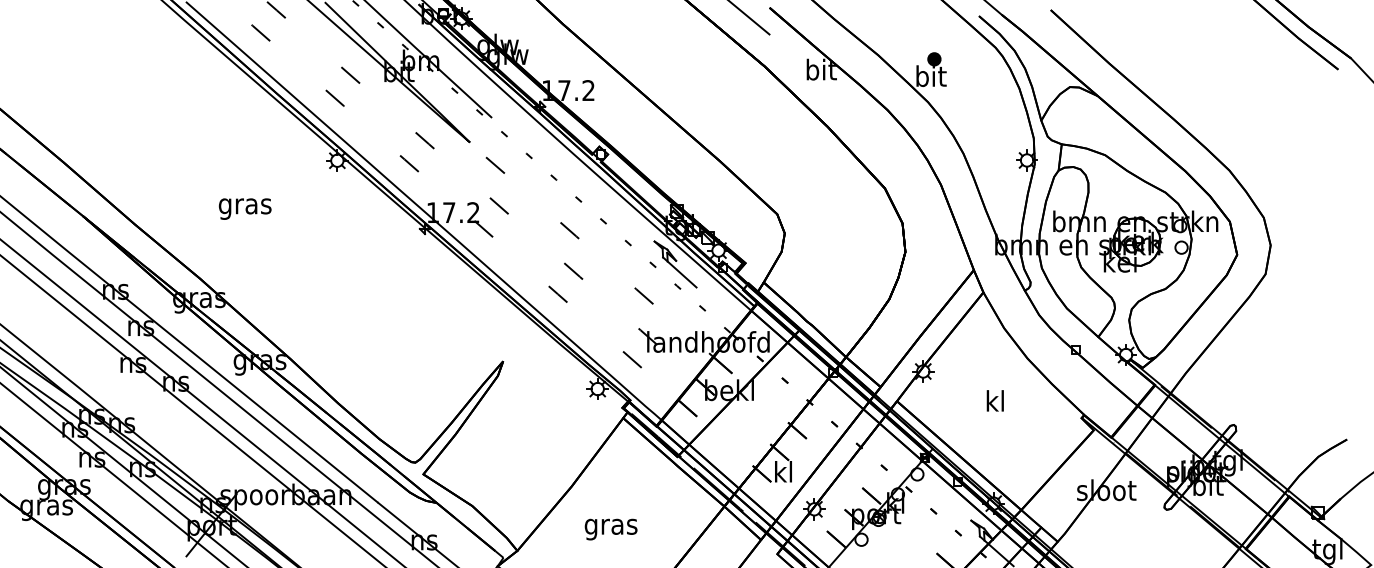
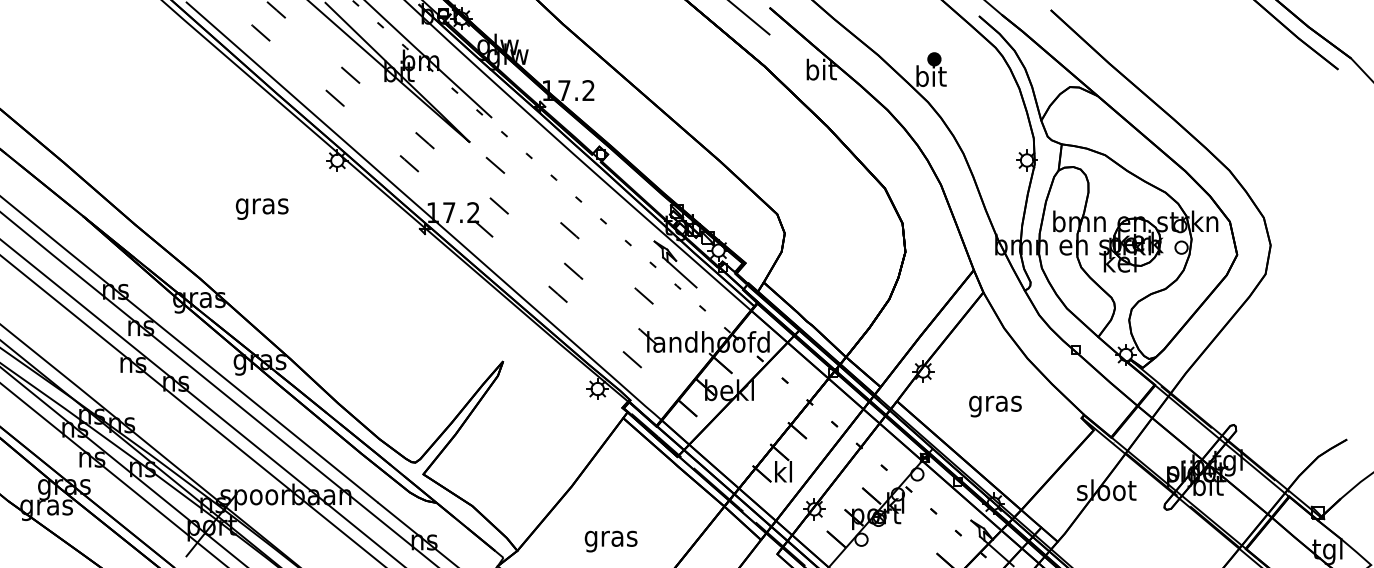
text position: (244, 208) -> (261, 208) (261, 208)
text: kl -> gras (995, 403)
text position: (610, 529) -> (610, 541) (610, 541)
